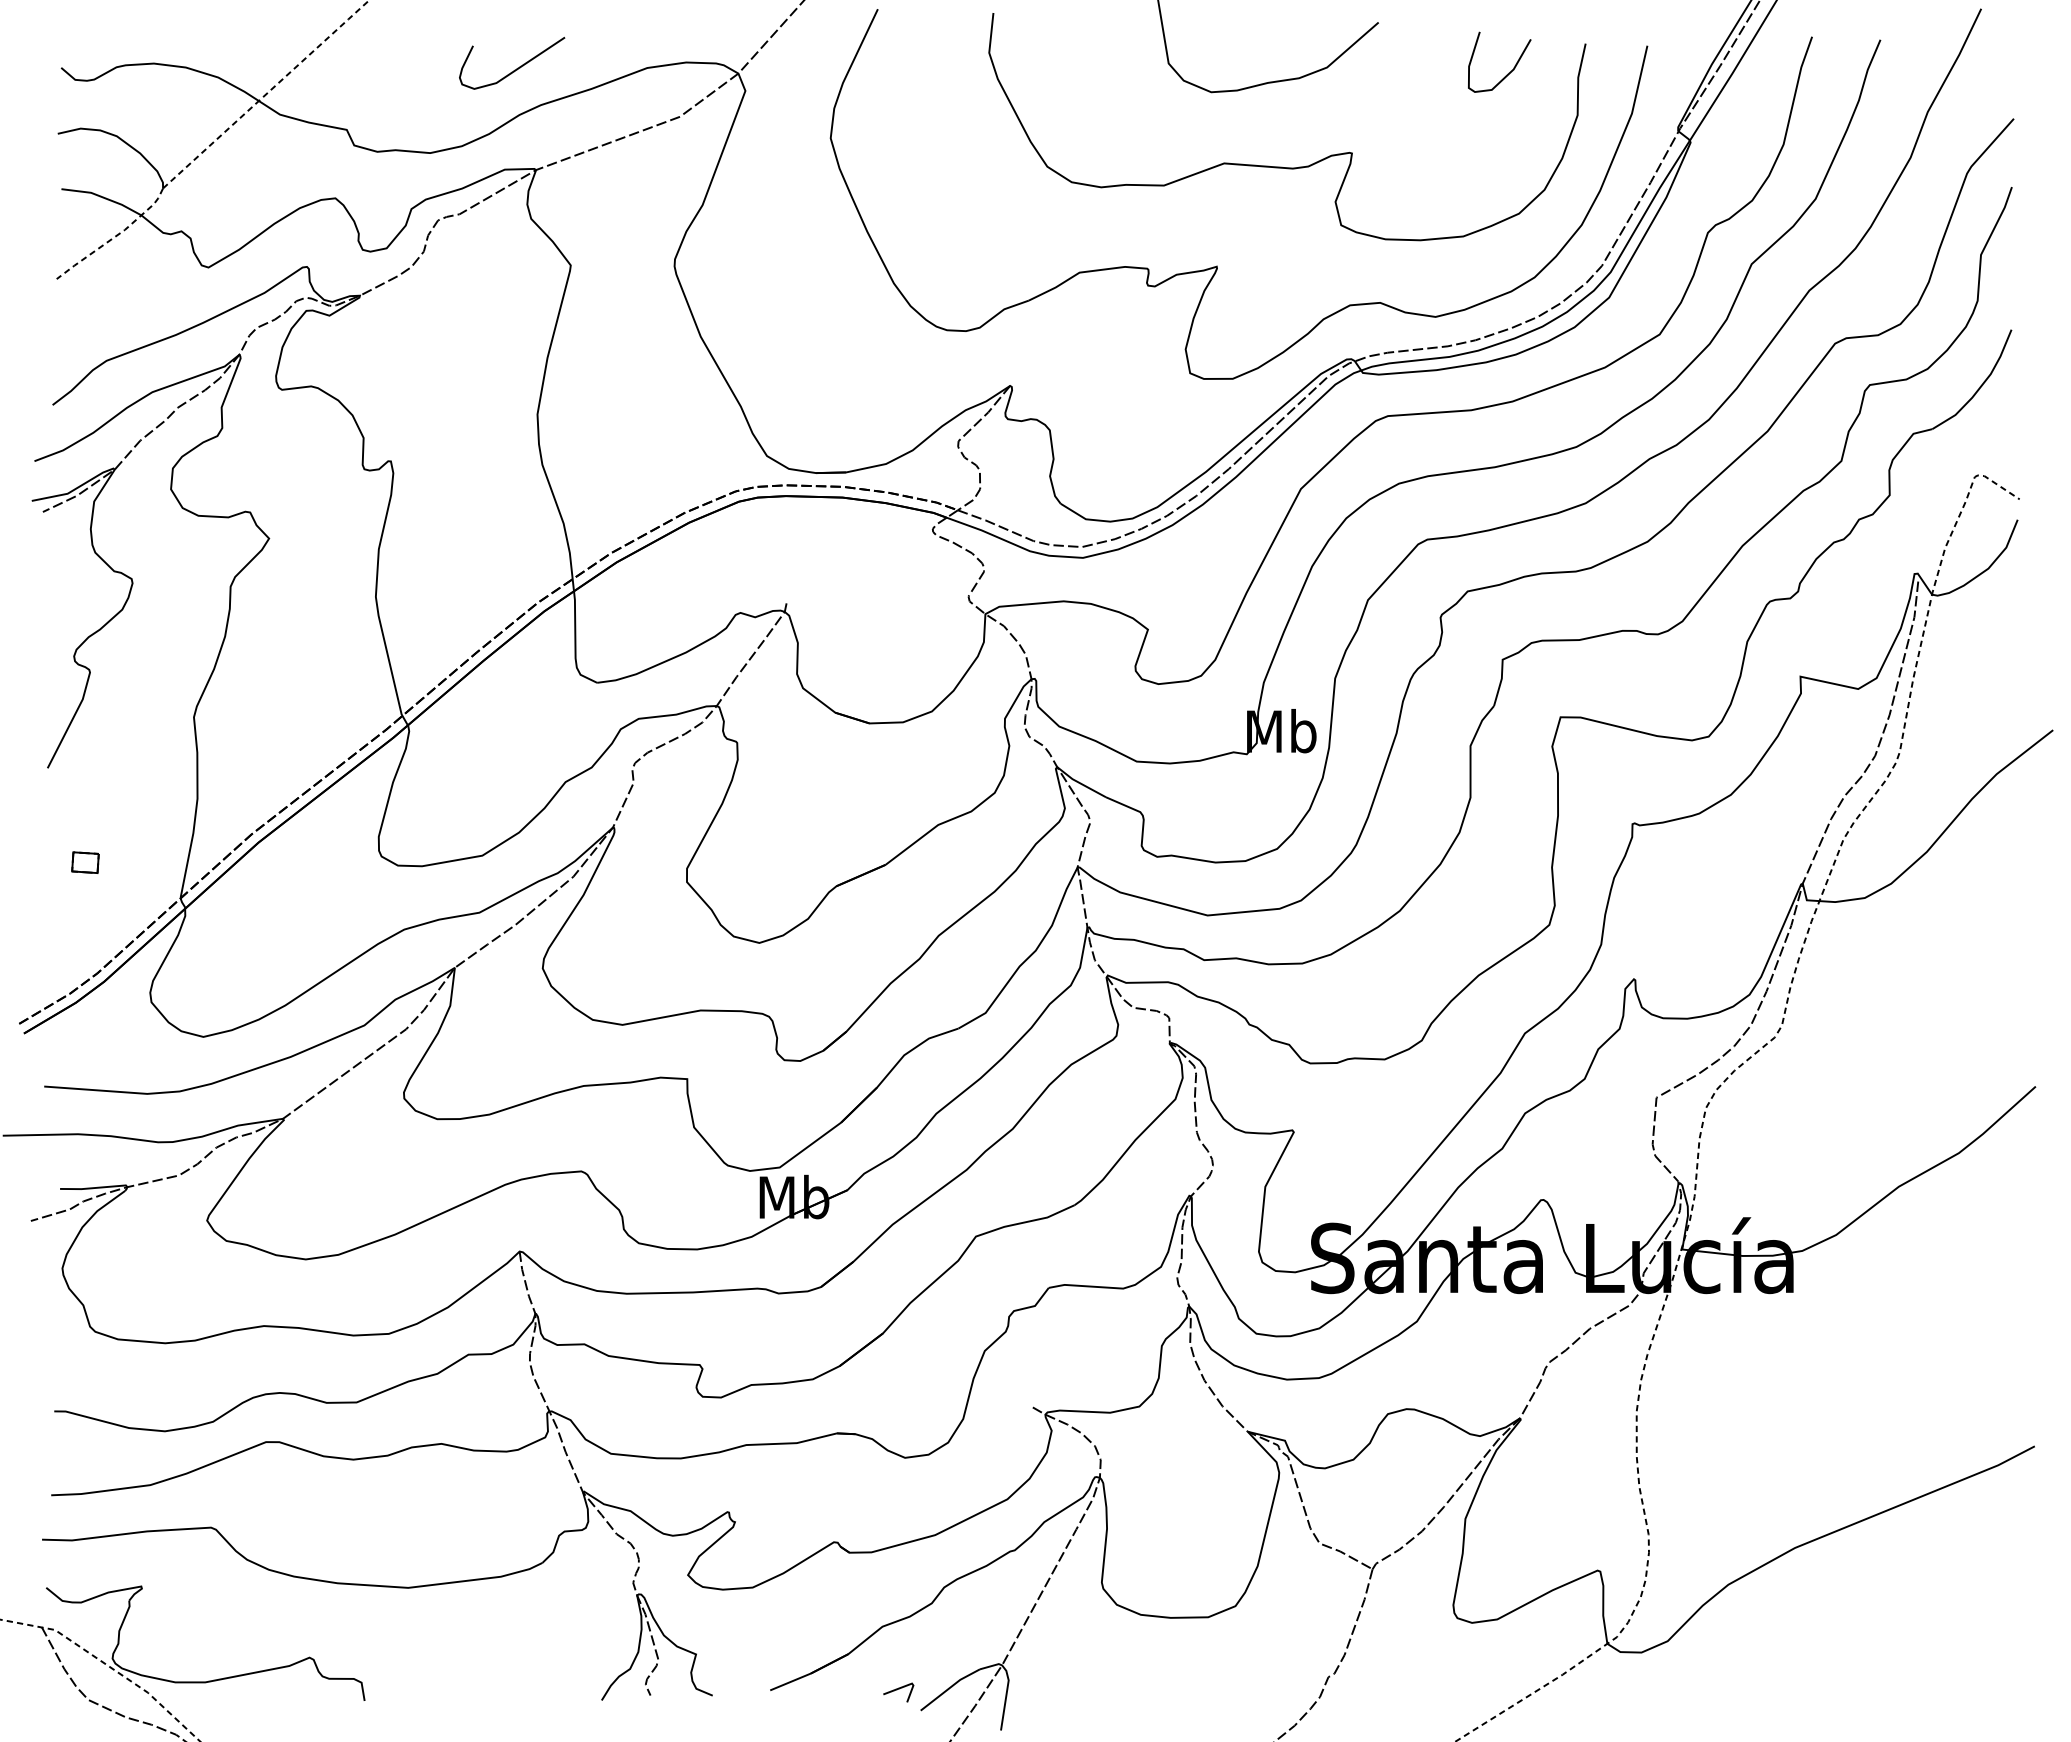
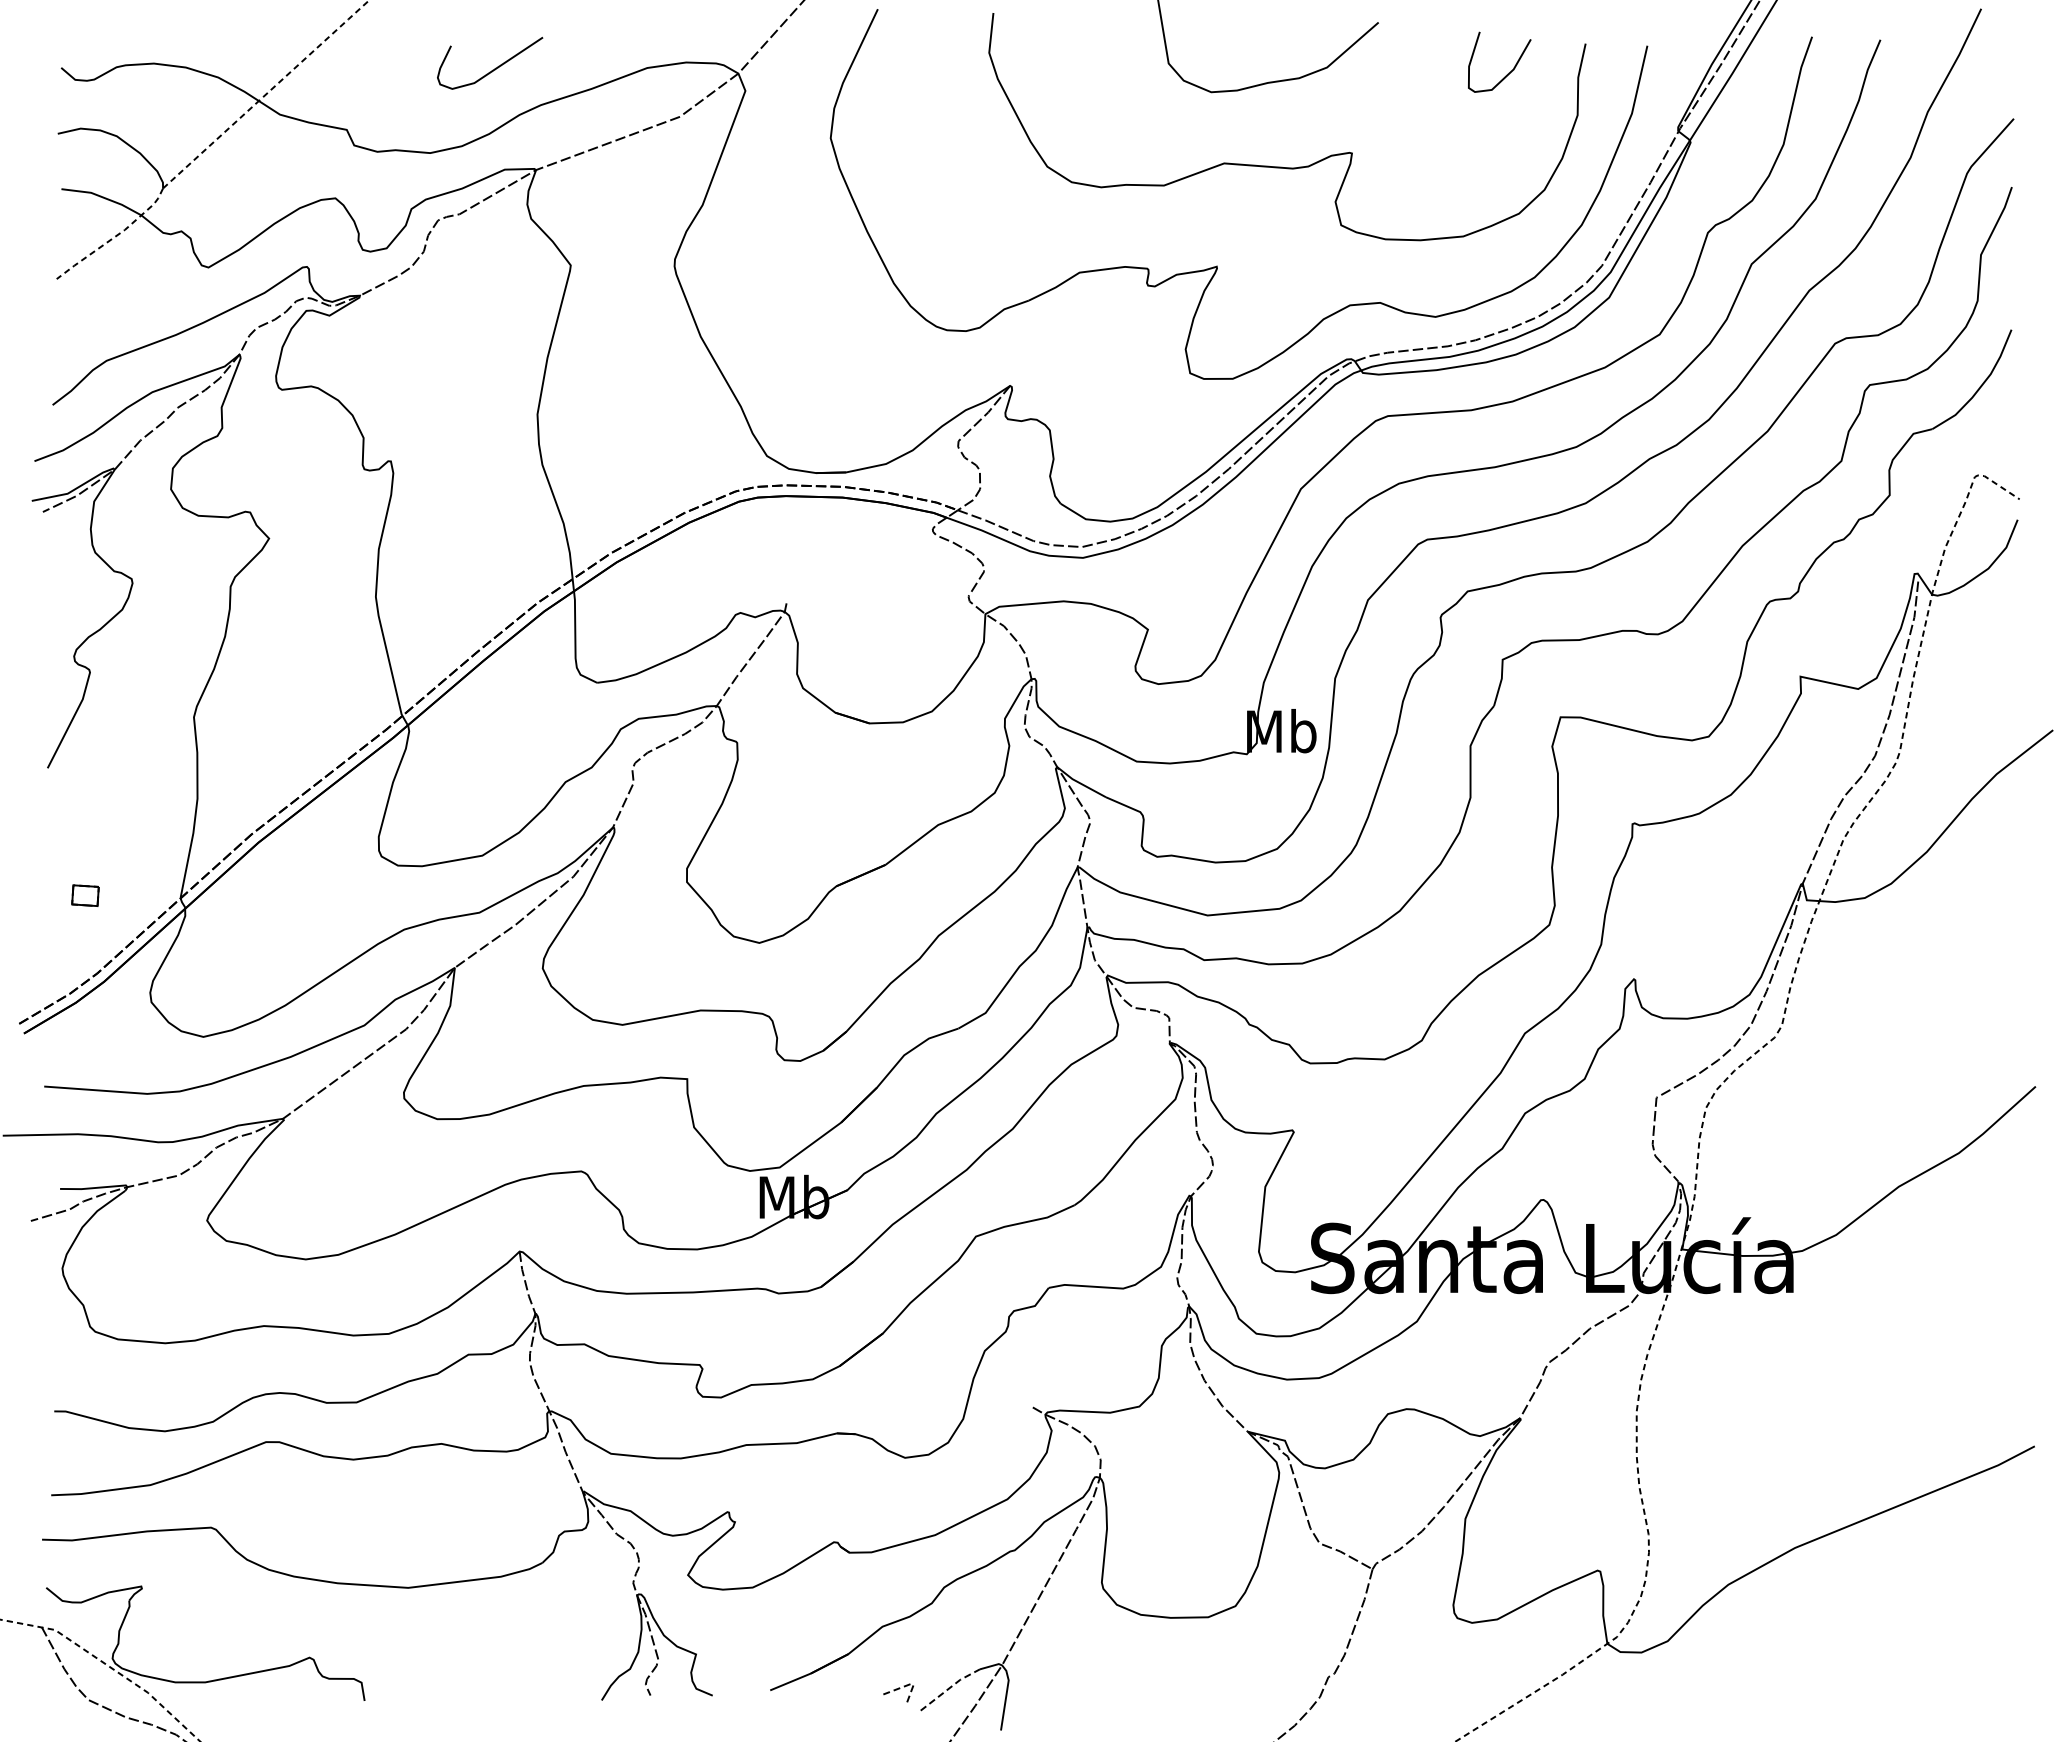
curve position: (517, 67) -> (495, 67) (495, 67)
part position: (85, 862) -> (85, 895) (85, 895)
line: solid -> dashed (909, 1684)
line: solid -> dashed (950, 1687)
